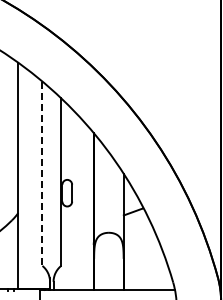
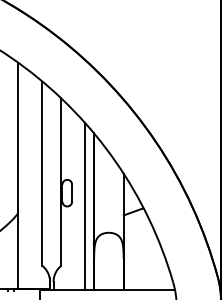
line: dashed -> solid (42, 174)
line: none -> present (85, 205)
